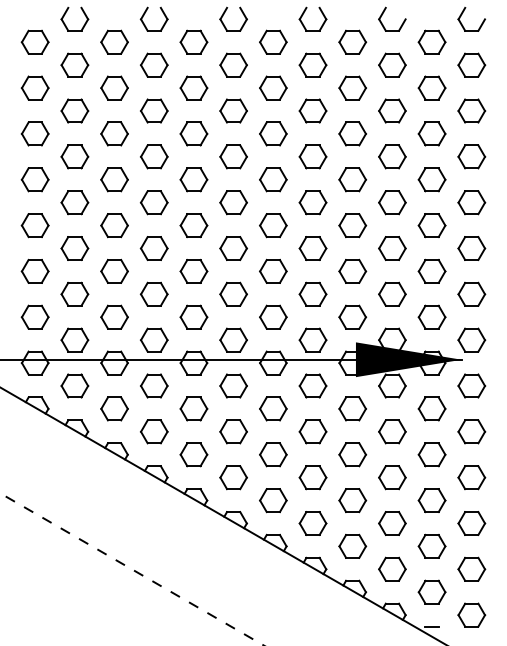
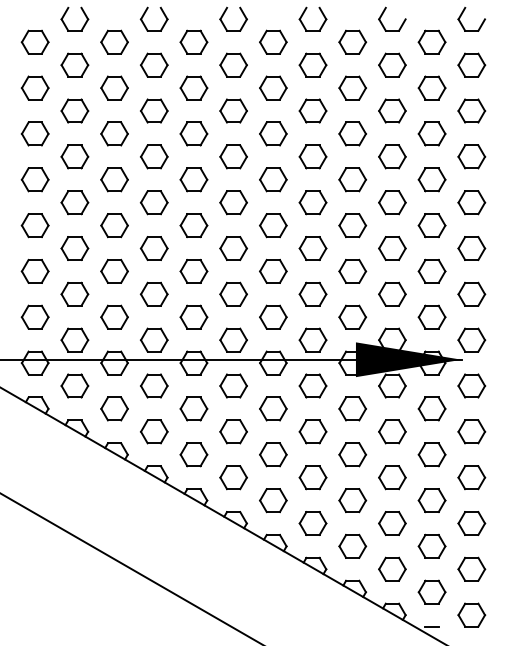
line: dashed -> solid (132, 569)
